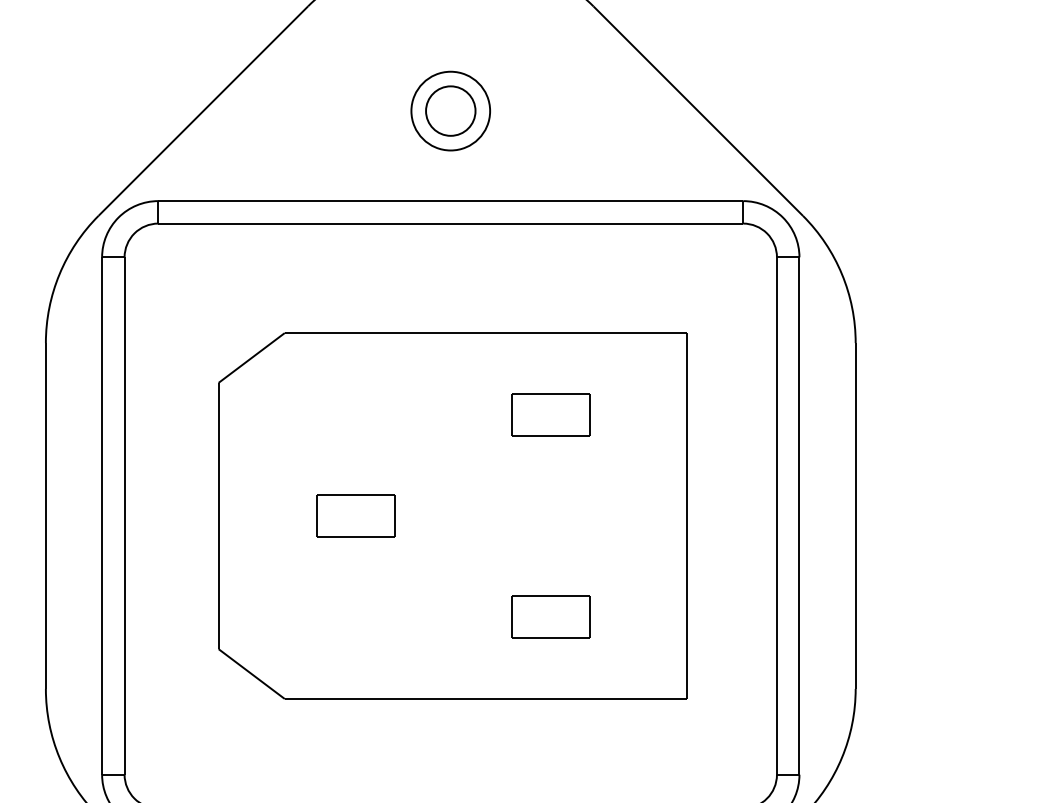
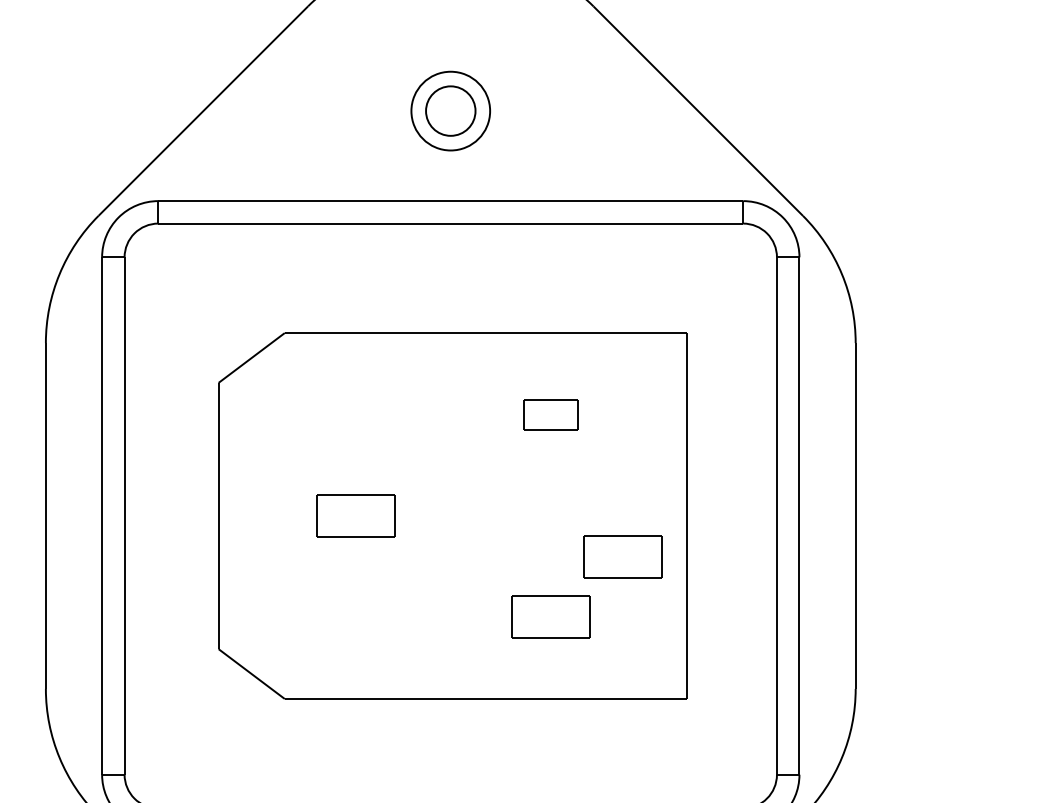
part size: 80x44 px -> 56x32 px (550, 414)
part: none -> present (622, 556)
